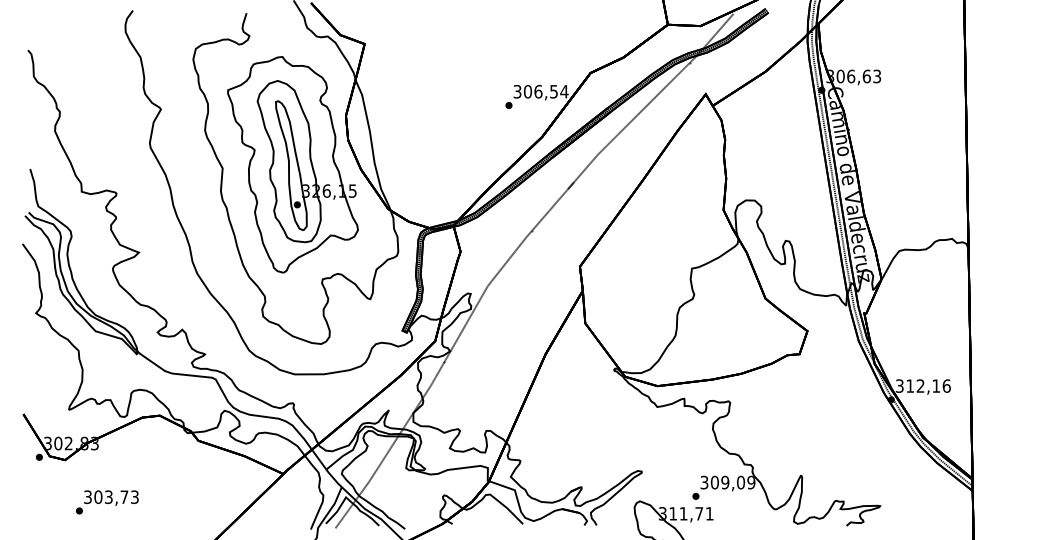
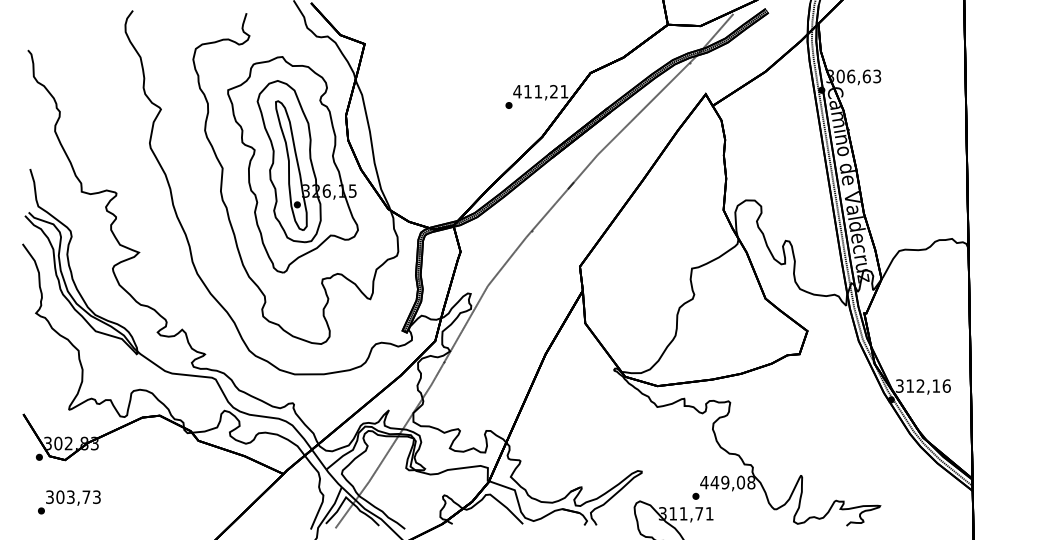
text: 306,54 -> 411,21 (540, 91)
text: 309,09 -> 449,08 (727, 482)
text position: (107, 502) -> (69, 502) (69, 502)
